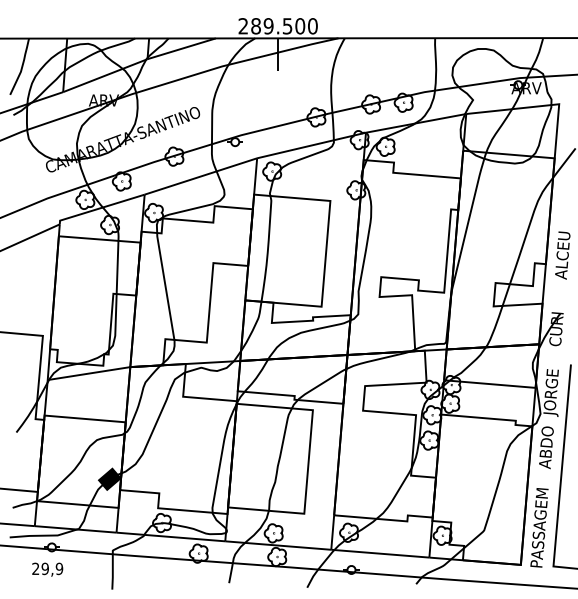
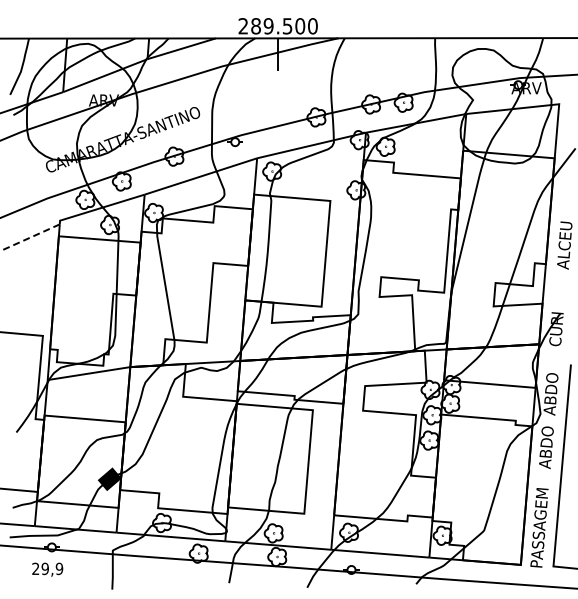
line: solid -> dashed (29, 237)
text position: (562, 255) -> (564, 245) (564, 245)
text: JORGE -> ABDO (550, 392)
